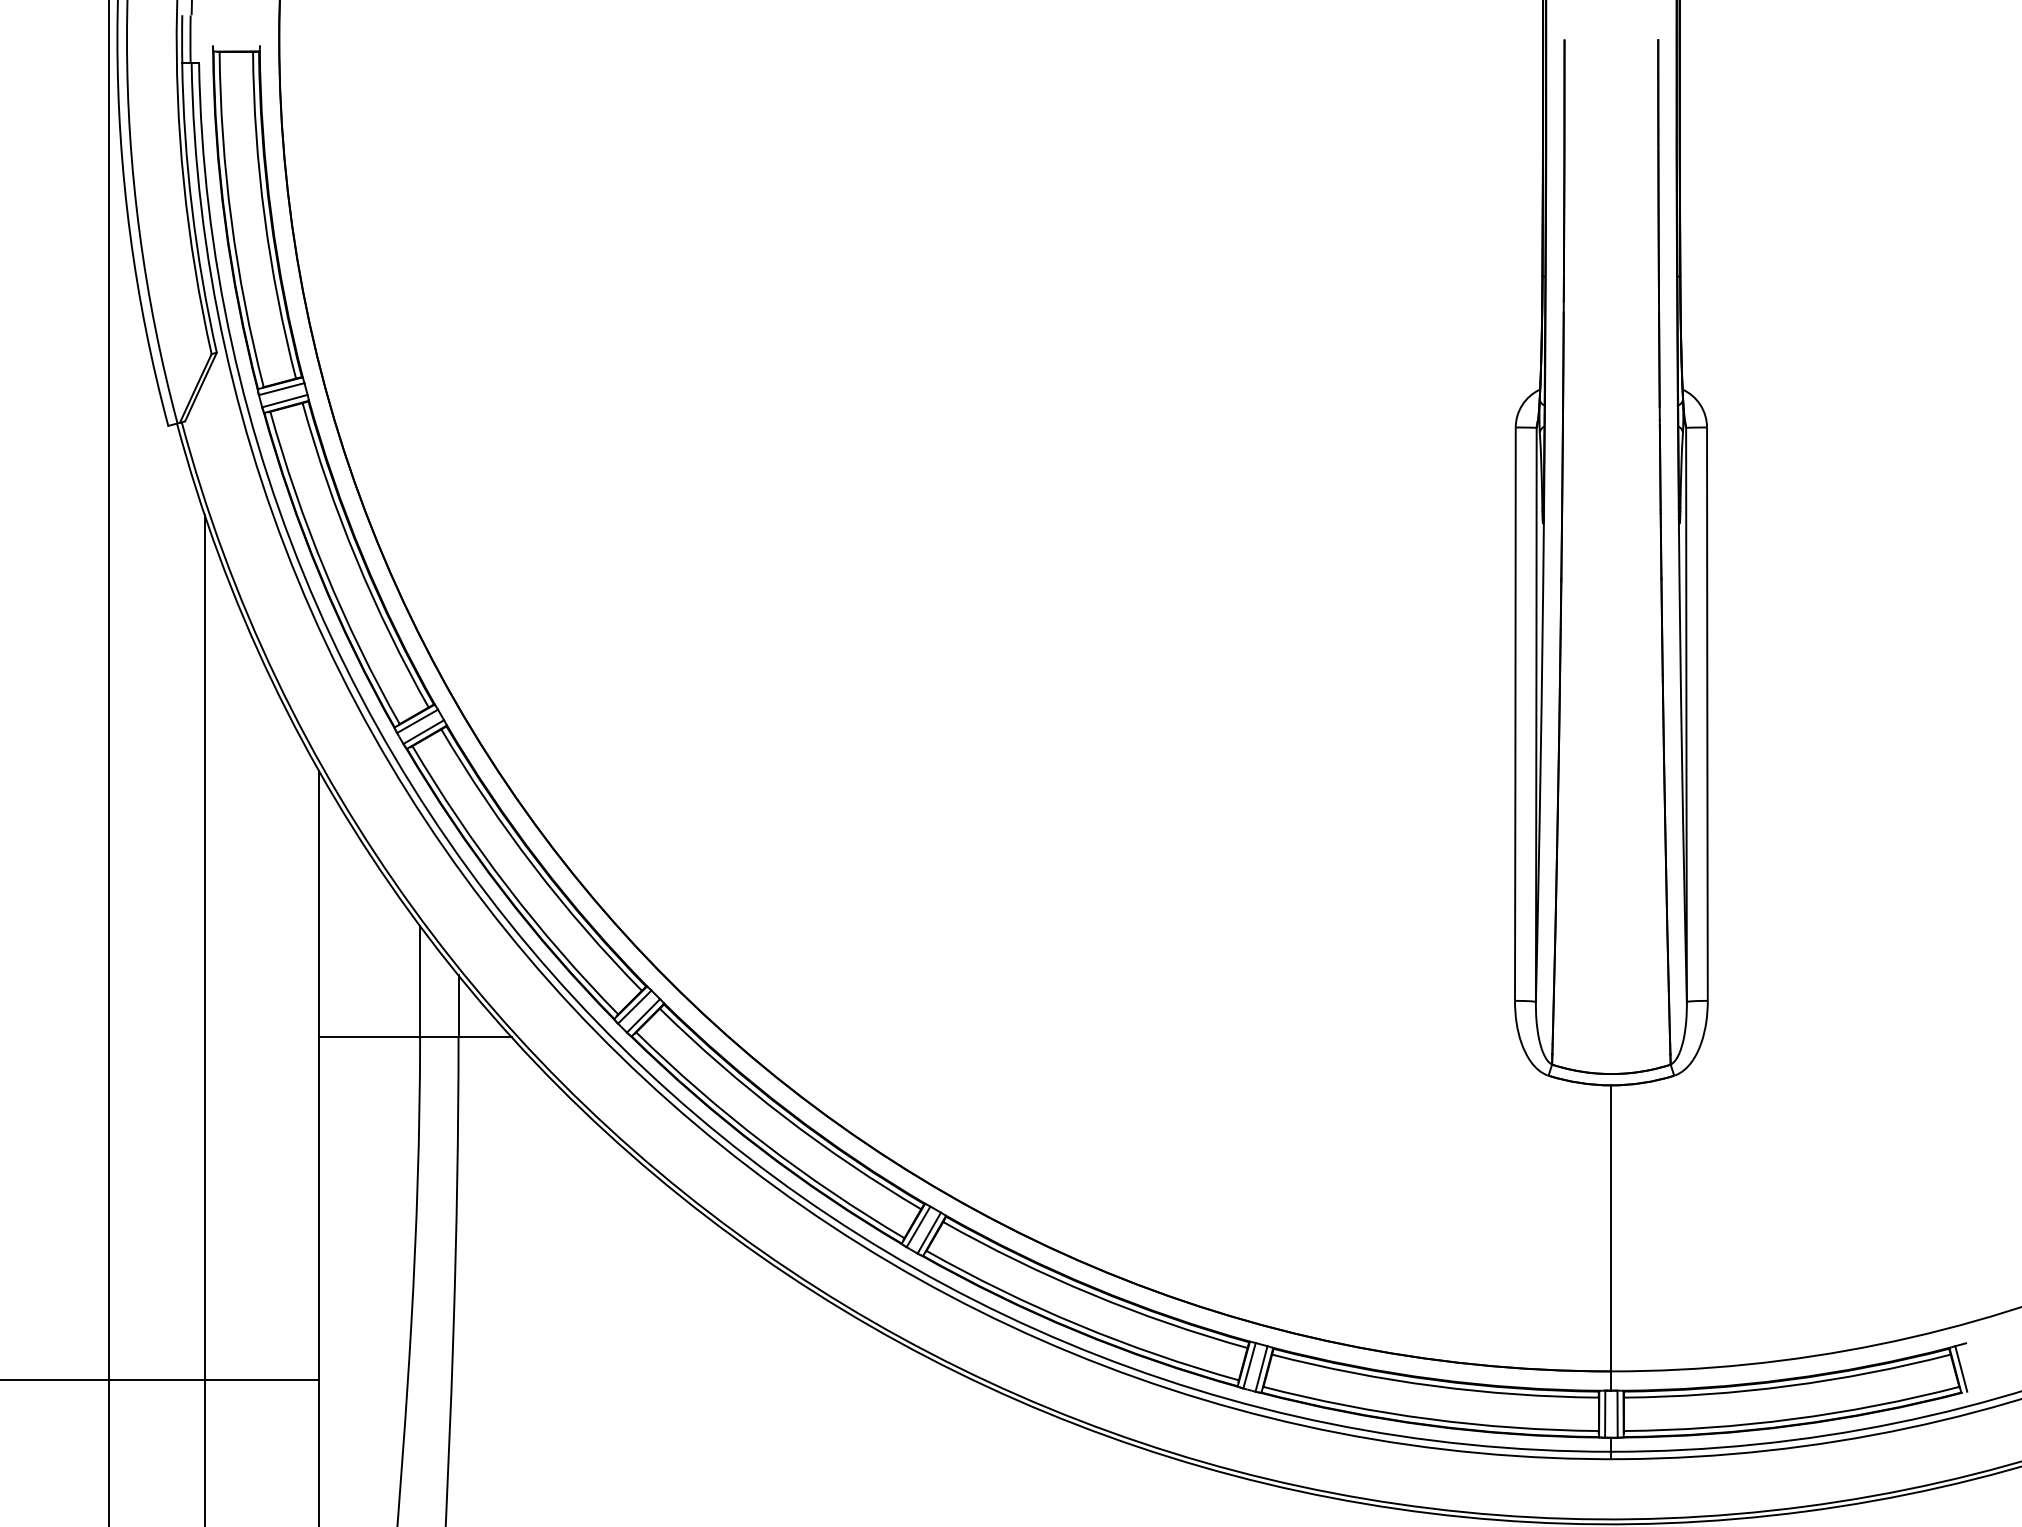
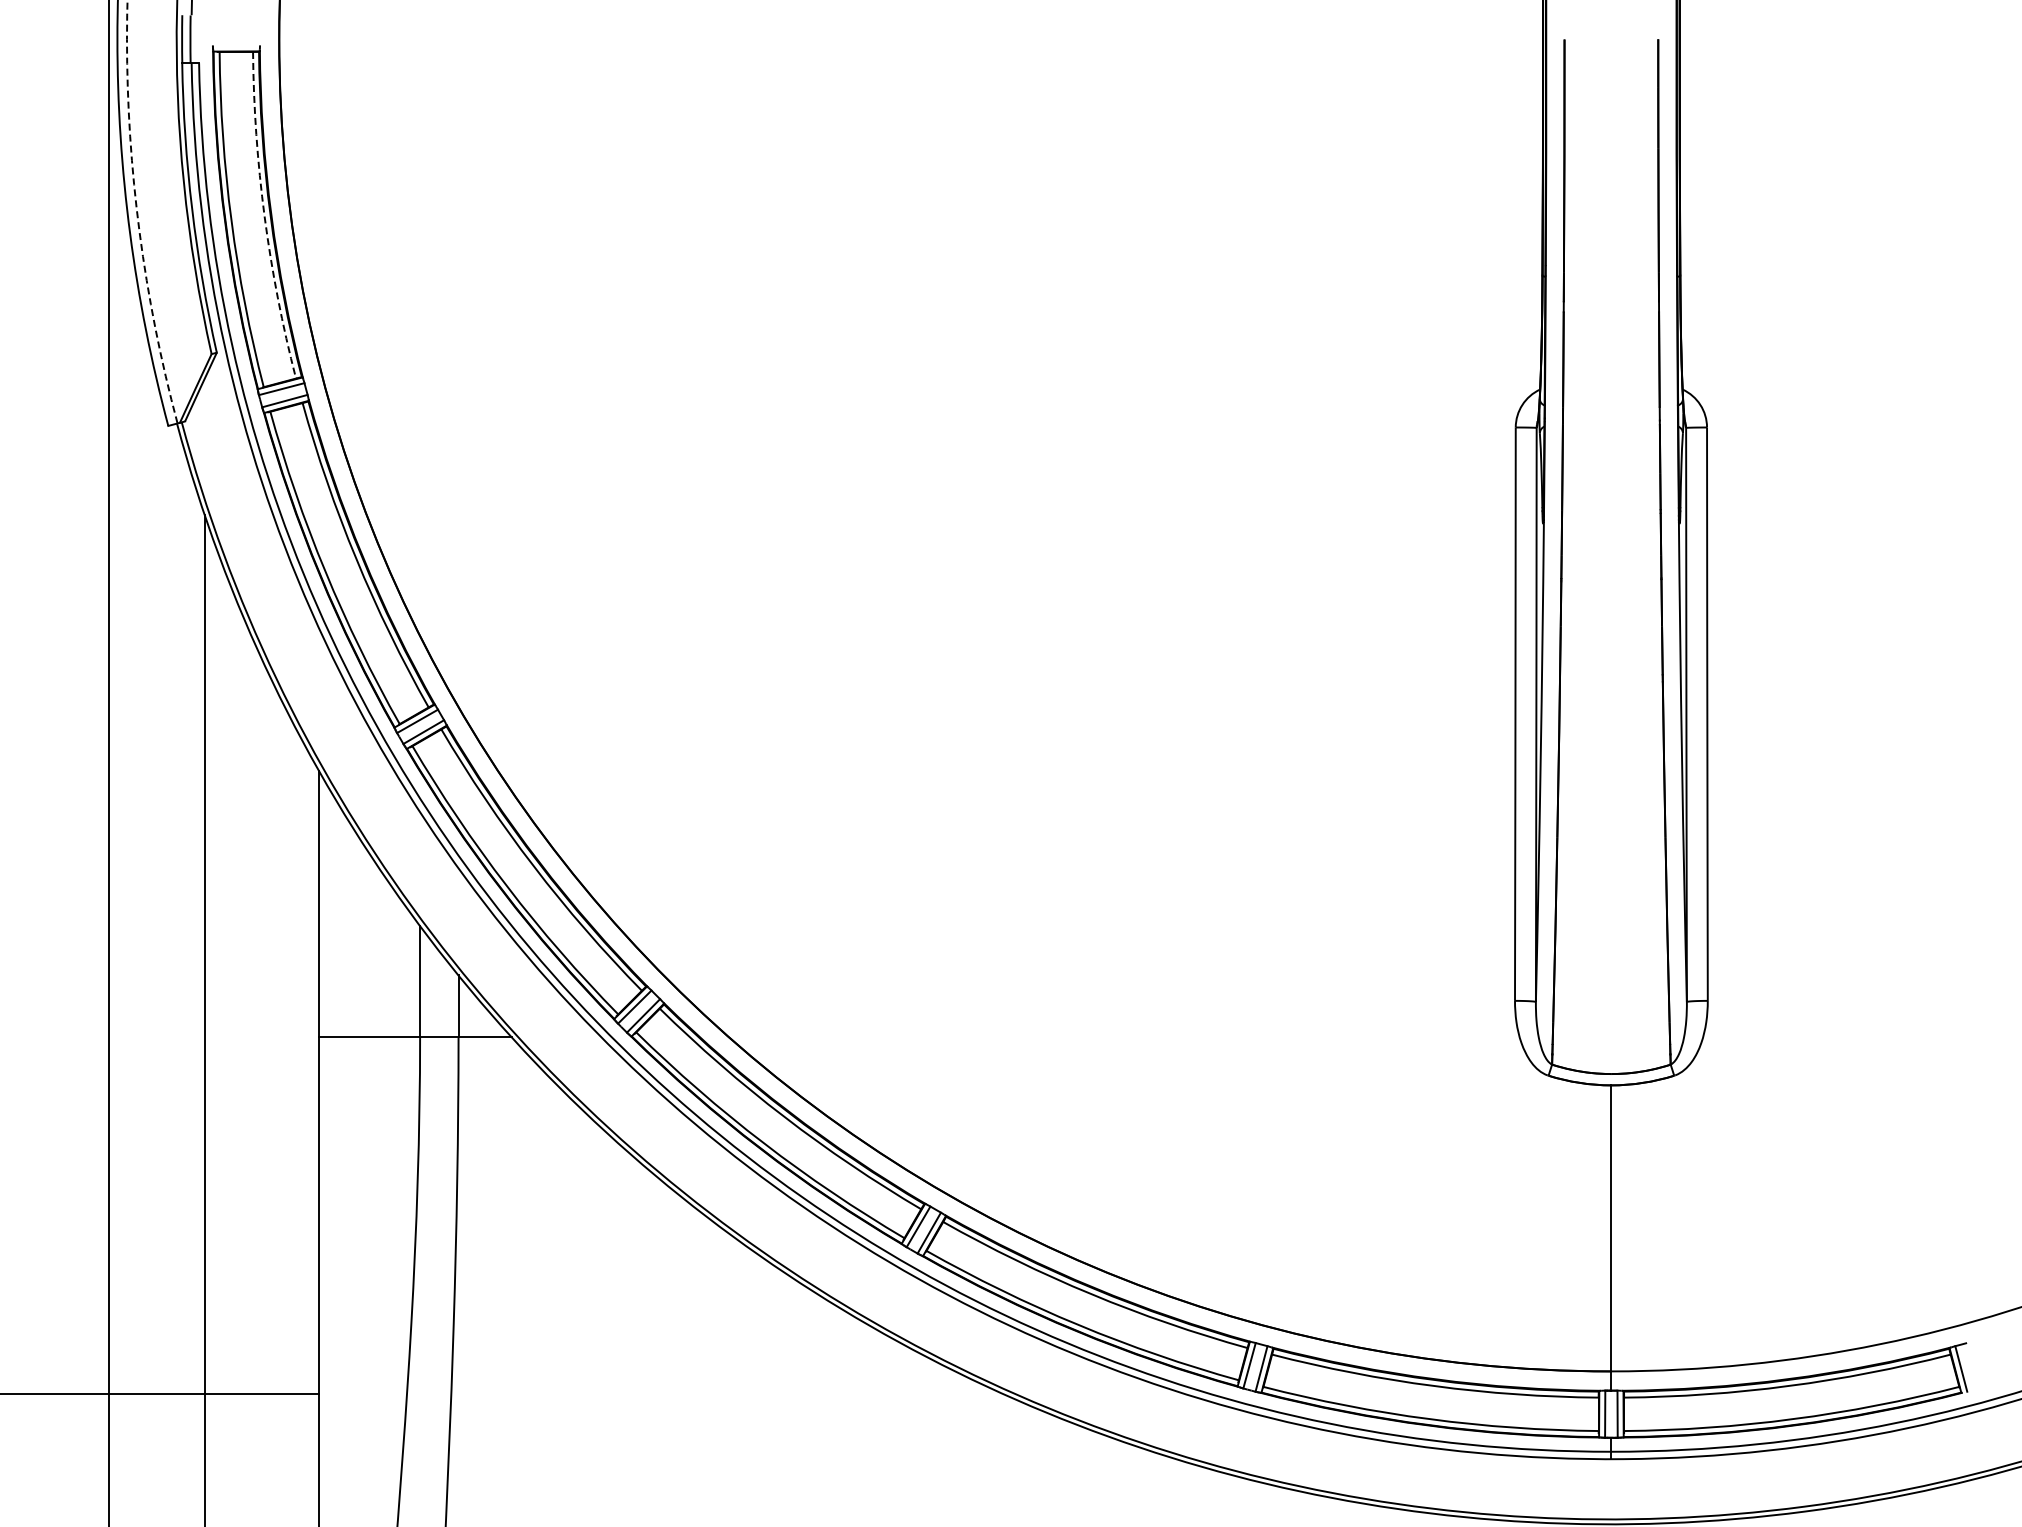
arc: solid -> dashed (137, 215)
arc: solid -> dashed (264, 216)
line position: (160, 1379) -> (160, 1393) (160, 1393)
